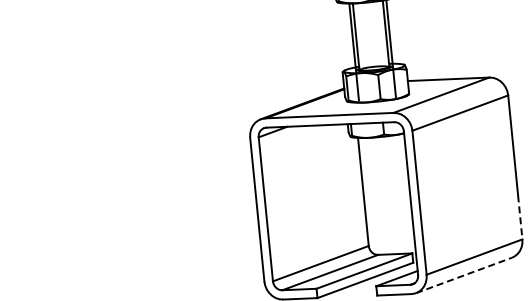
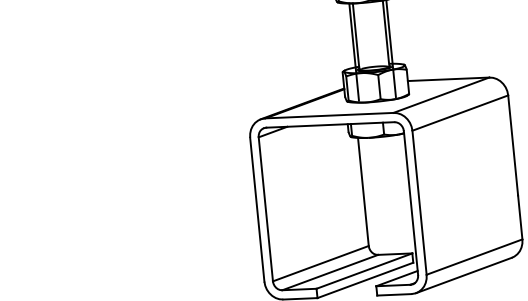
line: dashed -> solid (520, 217)
line: dashed -> solid (464, 275)
